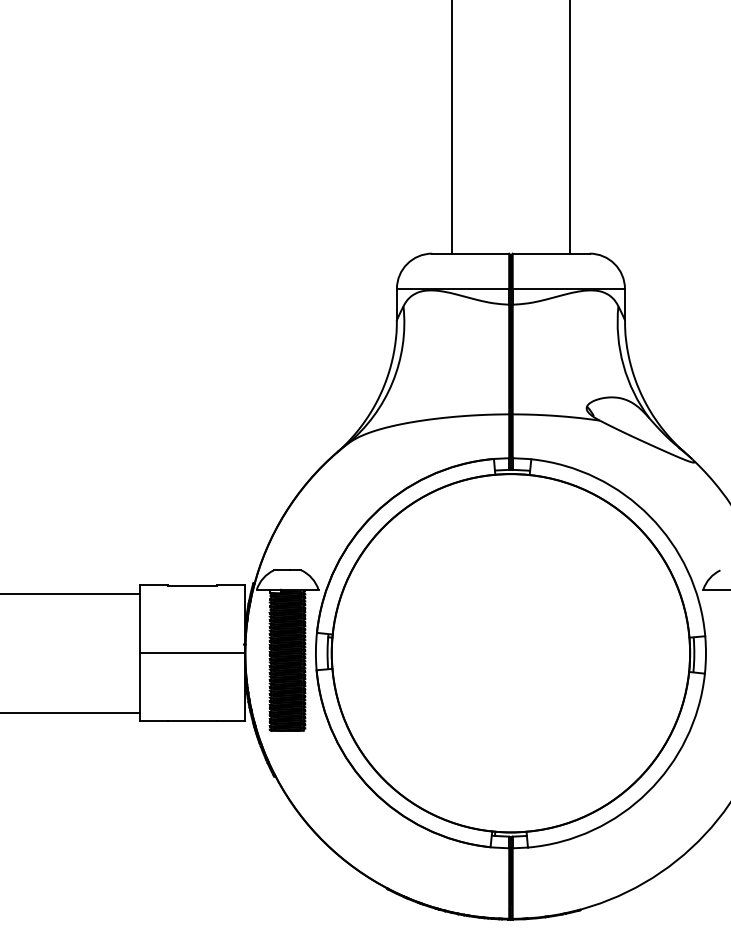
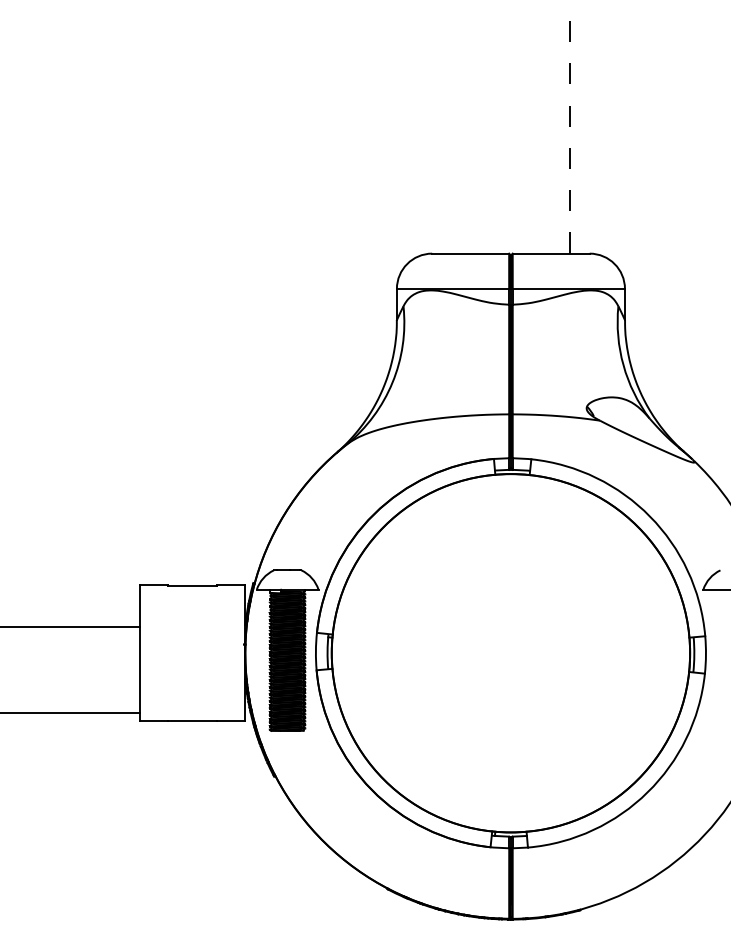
line: present -> none (451, 127)
line: solid -> dashed (570, 127)
line position: (70, 593) -> (70, 626) (70, 626)
line: present -> none (192, 653)
